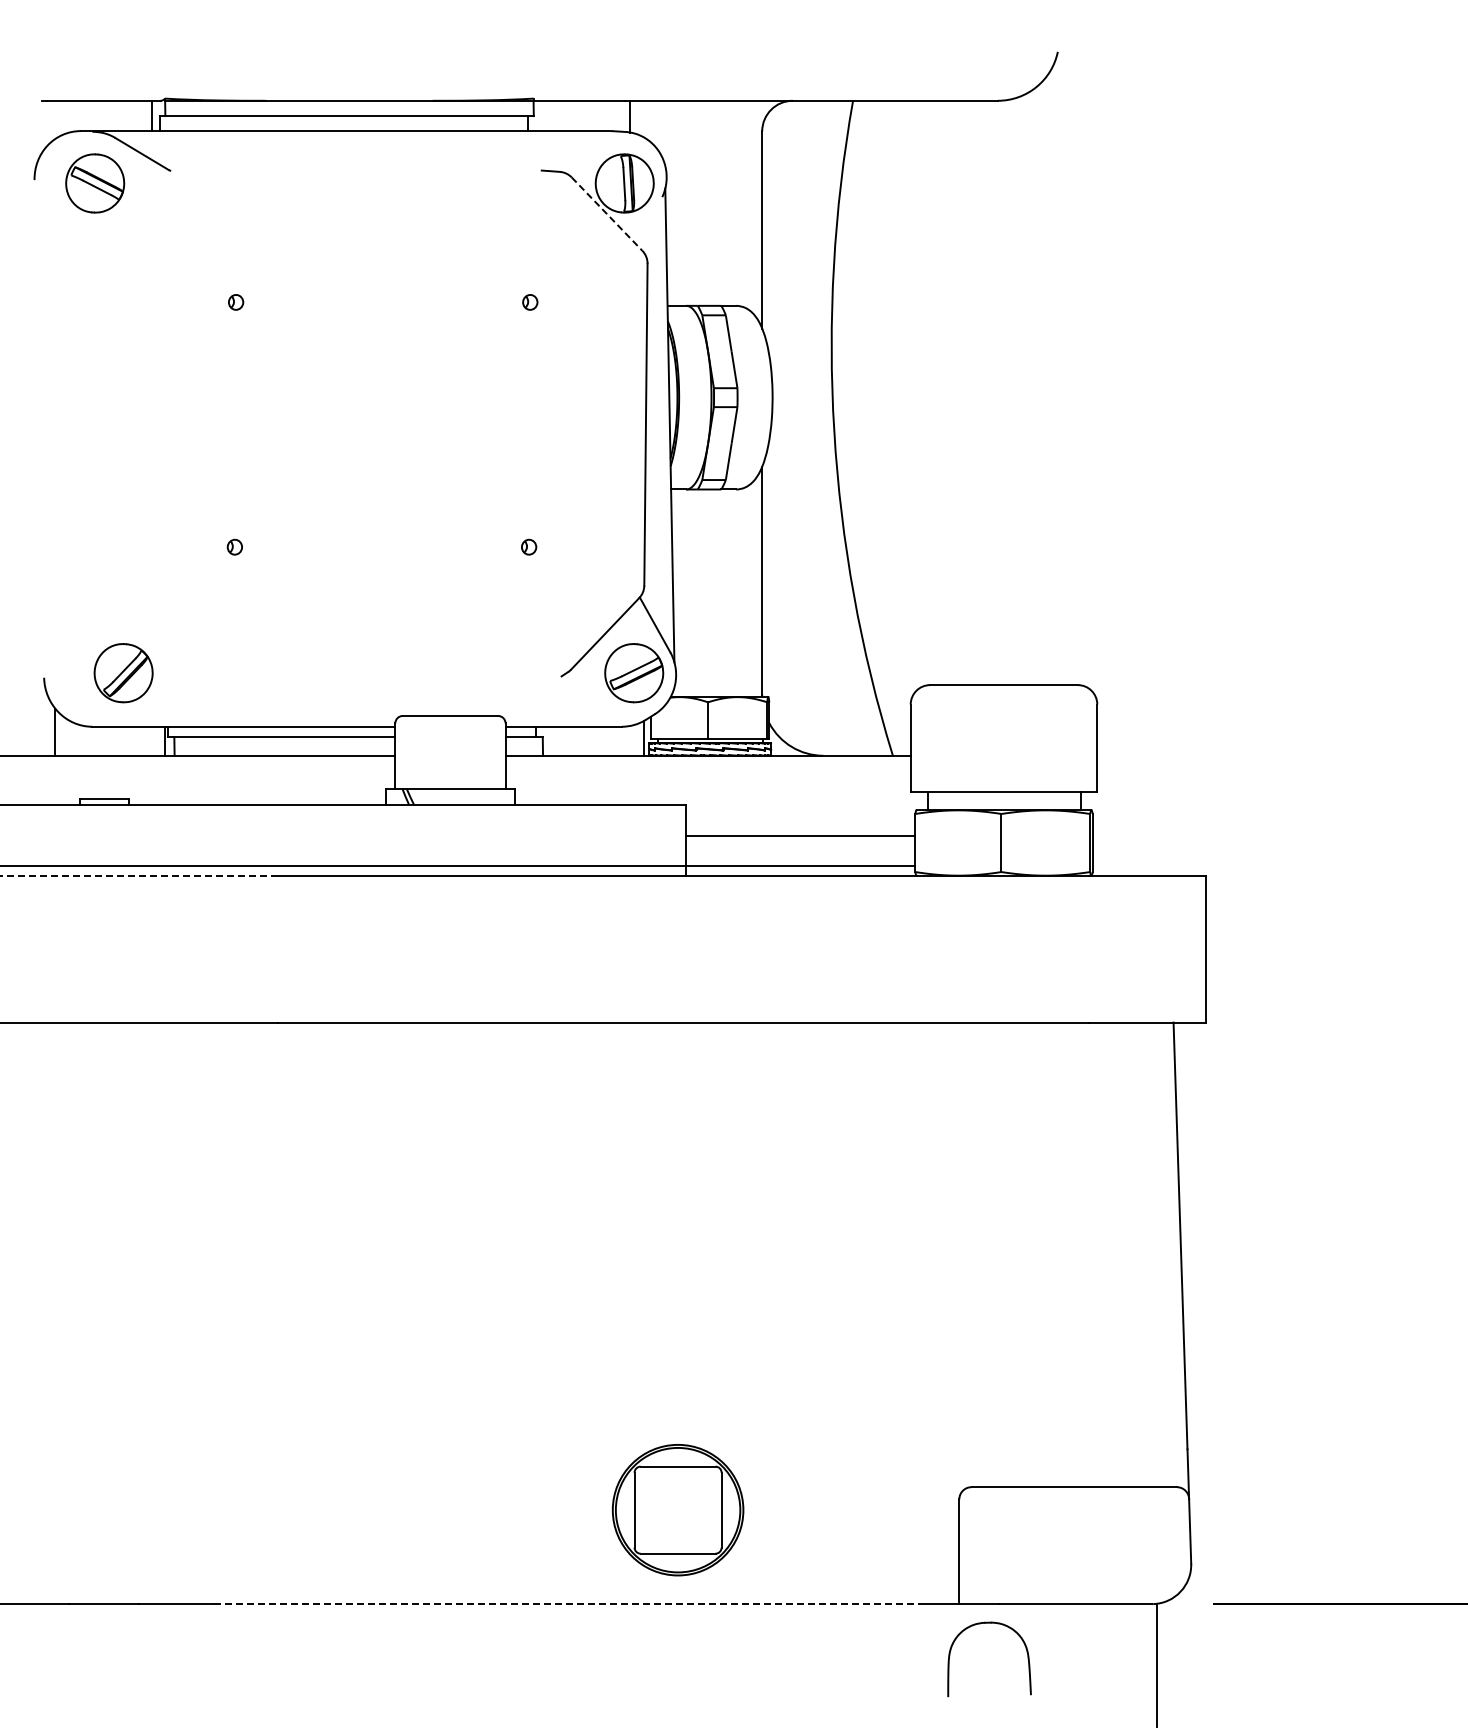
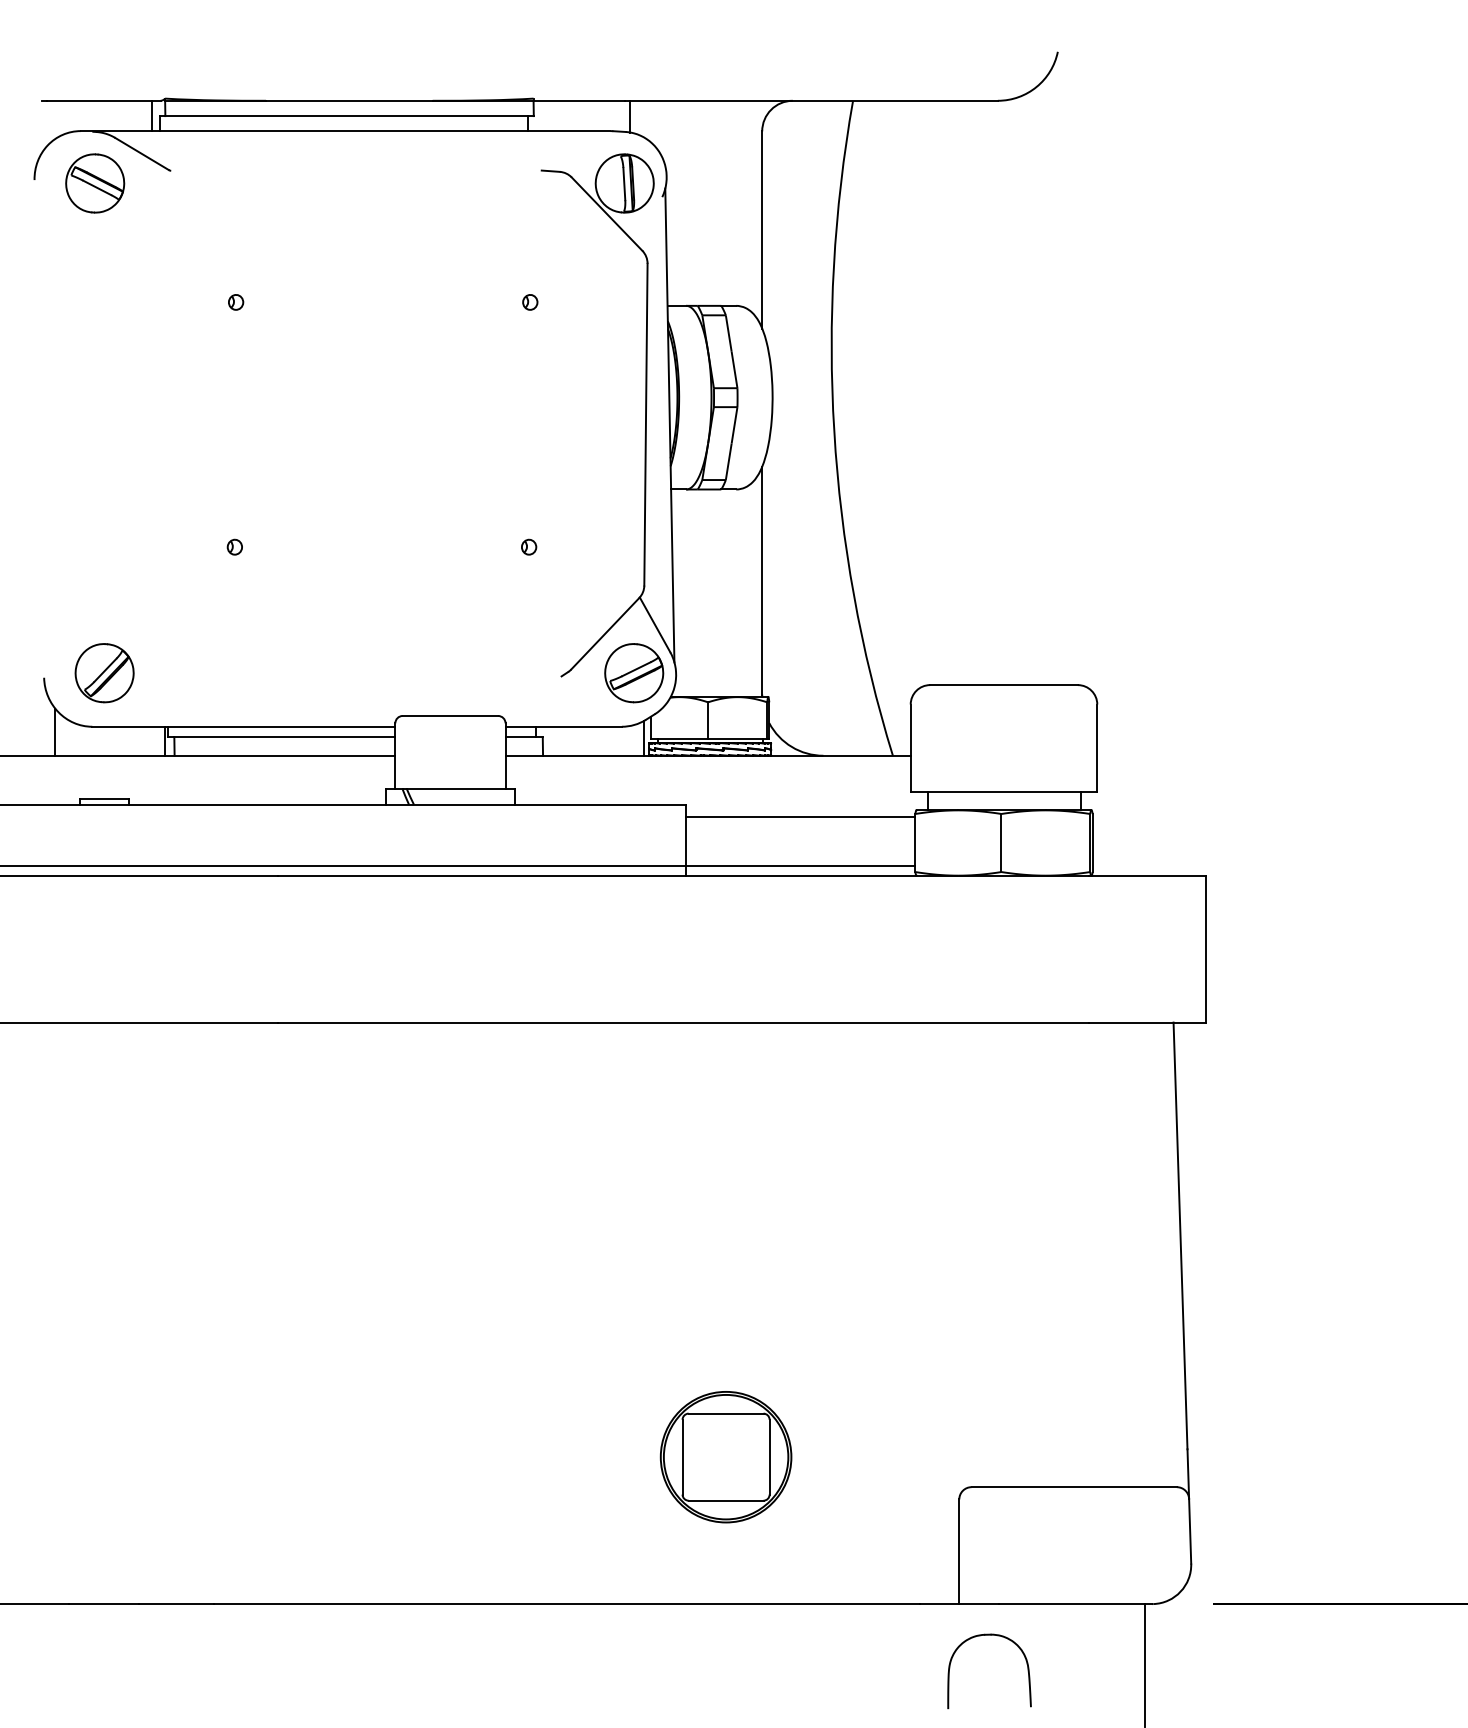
line: dashed -> solid (607, 214)
part position: (123, 673) -> (104, 673) (104, 673)
line position: (800, 835) -> (800, 816) (800, 816)
line: dashed -> solid (139, 875)
part position: (677, 1510) -> (725, 1457) (725, 1457)
line: dashed -> solid (567, 1604)
part position: (997, 1624) -> (997, 1636) (997, 1636)
line position: (1156, 1664) -> (1144, 1664) (1144, 1664)
